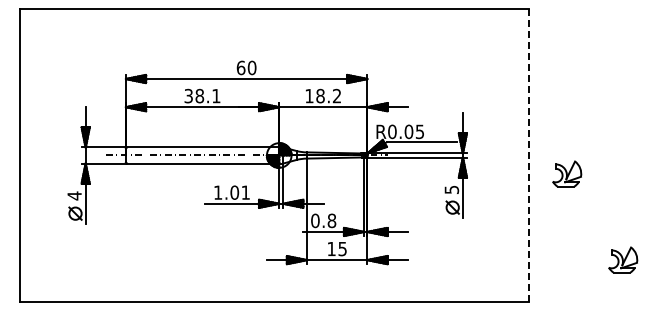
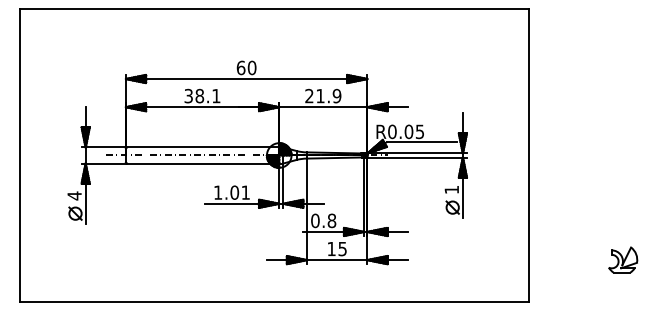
text: 18.2 -> 21.9 (323, 95)
line: dashed -> solid (528, 155)
part: present -> none (567, 173)
text: 5 -> 1 (451, 189)
